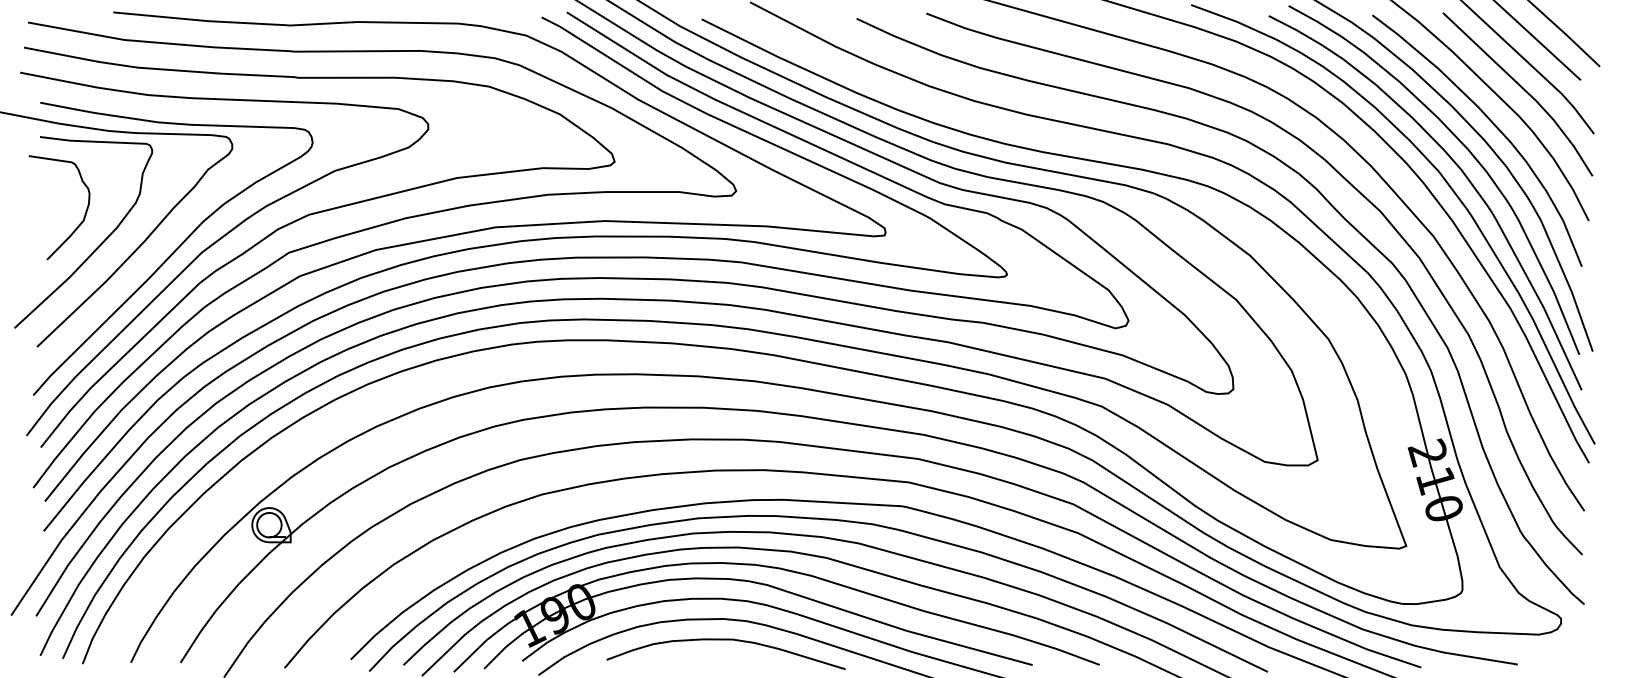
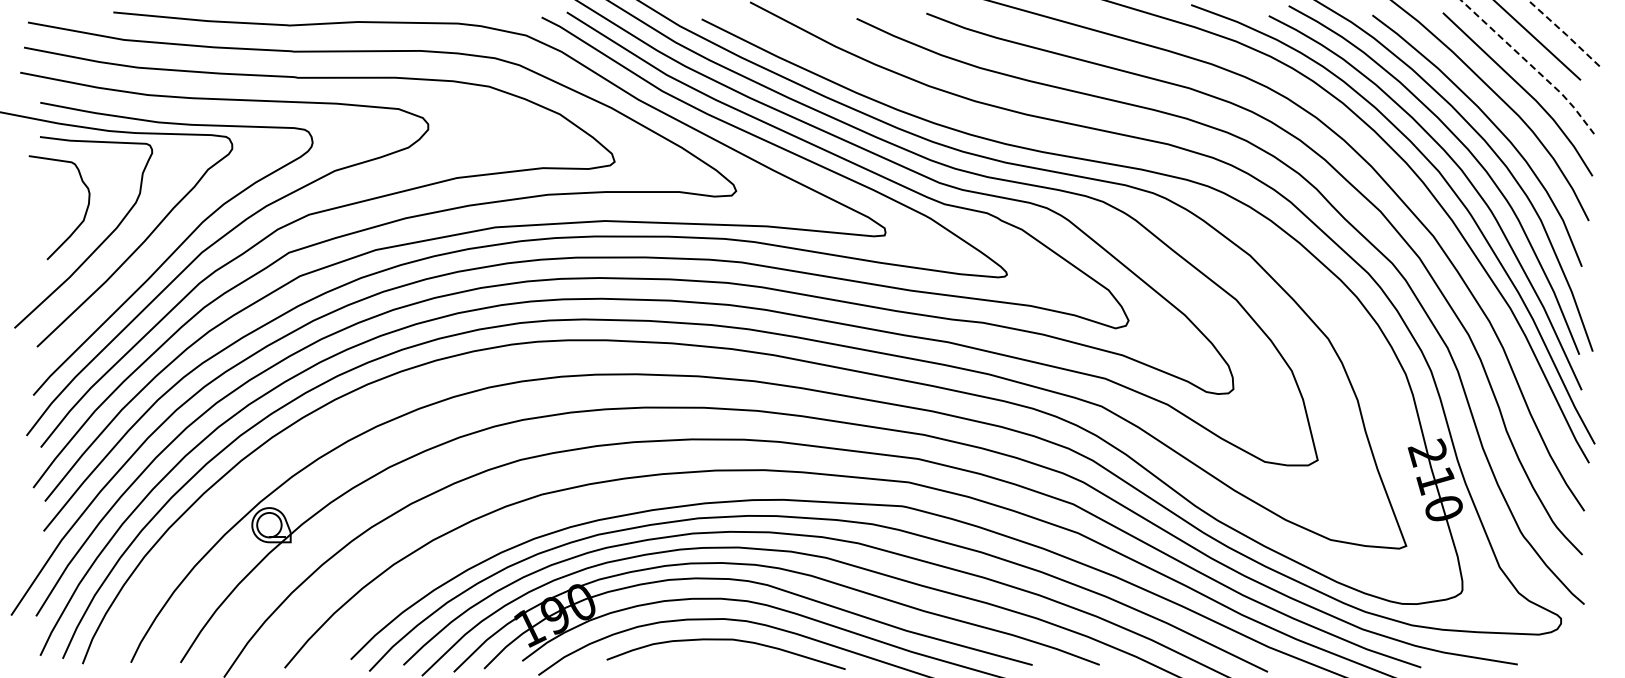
line: solid -> dashed (1565, 33)
line: solid -> dashed (1531, 66)
